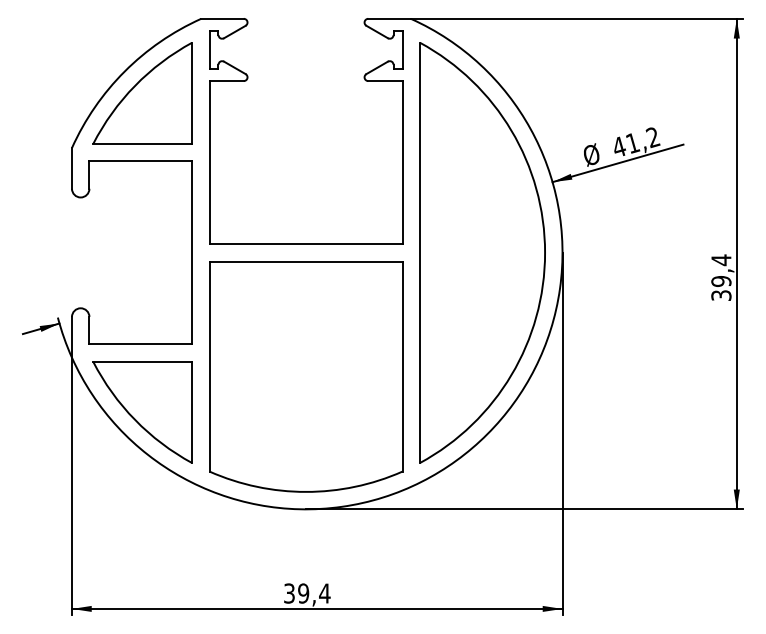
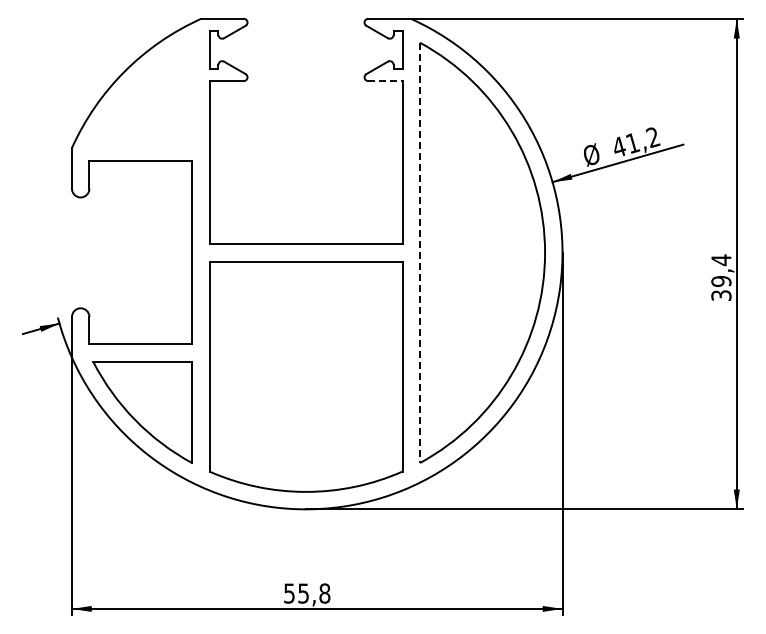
line: solid -> dashed (385, 81)
part: present -> none (142, 93)
line: solid -> dashed (419, 253)
text: 39,4 -> 55,8 (307, 593)
